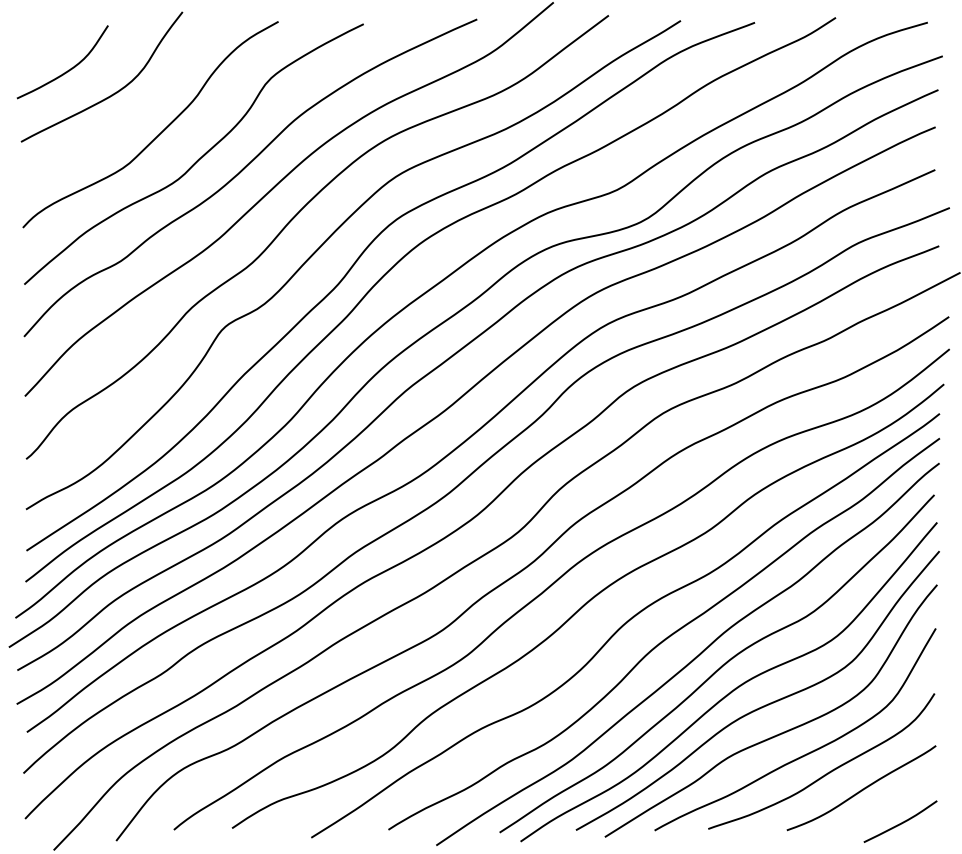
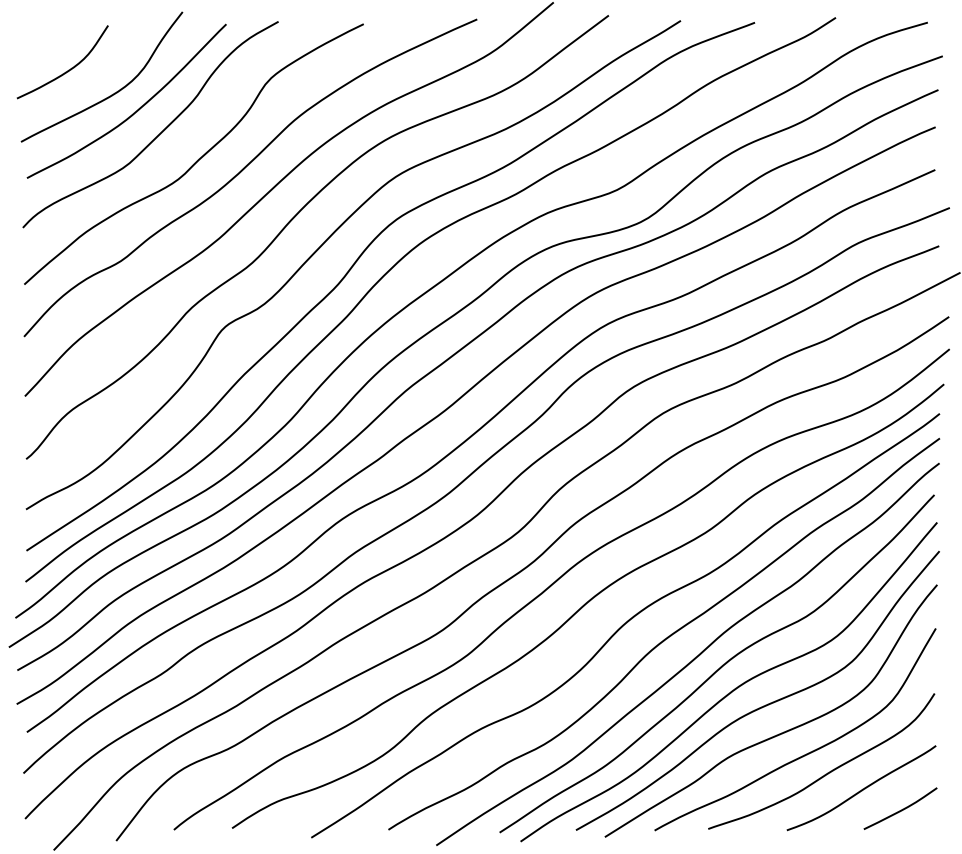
curve: none -> present (133, 112)
curve position: (901, 822) -> (901, 809) (901, 809)
